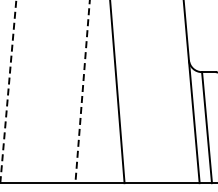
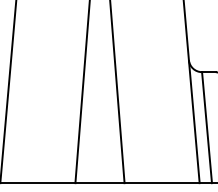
line: dashed -> solid (8, 91)
line: dashed -> solid (82, 91)
